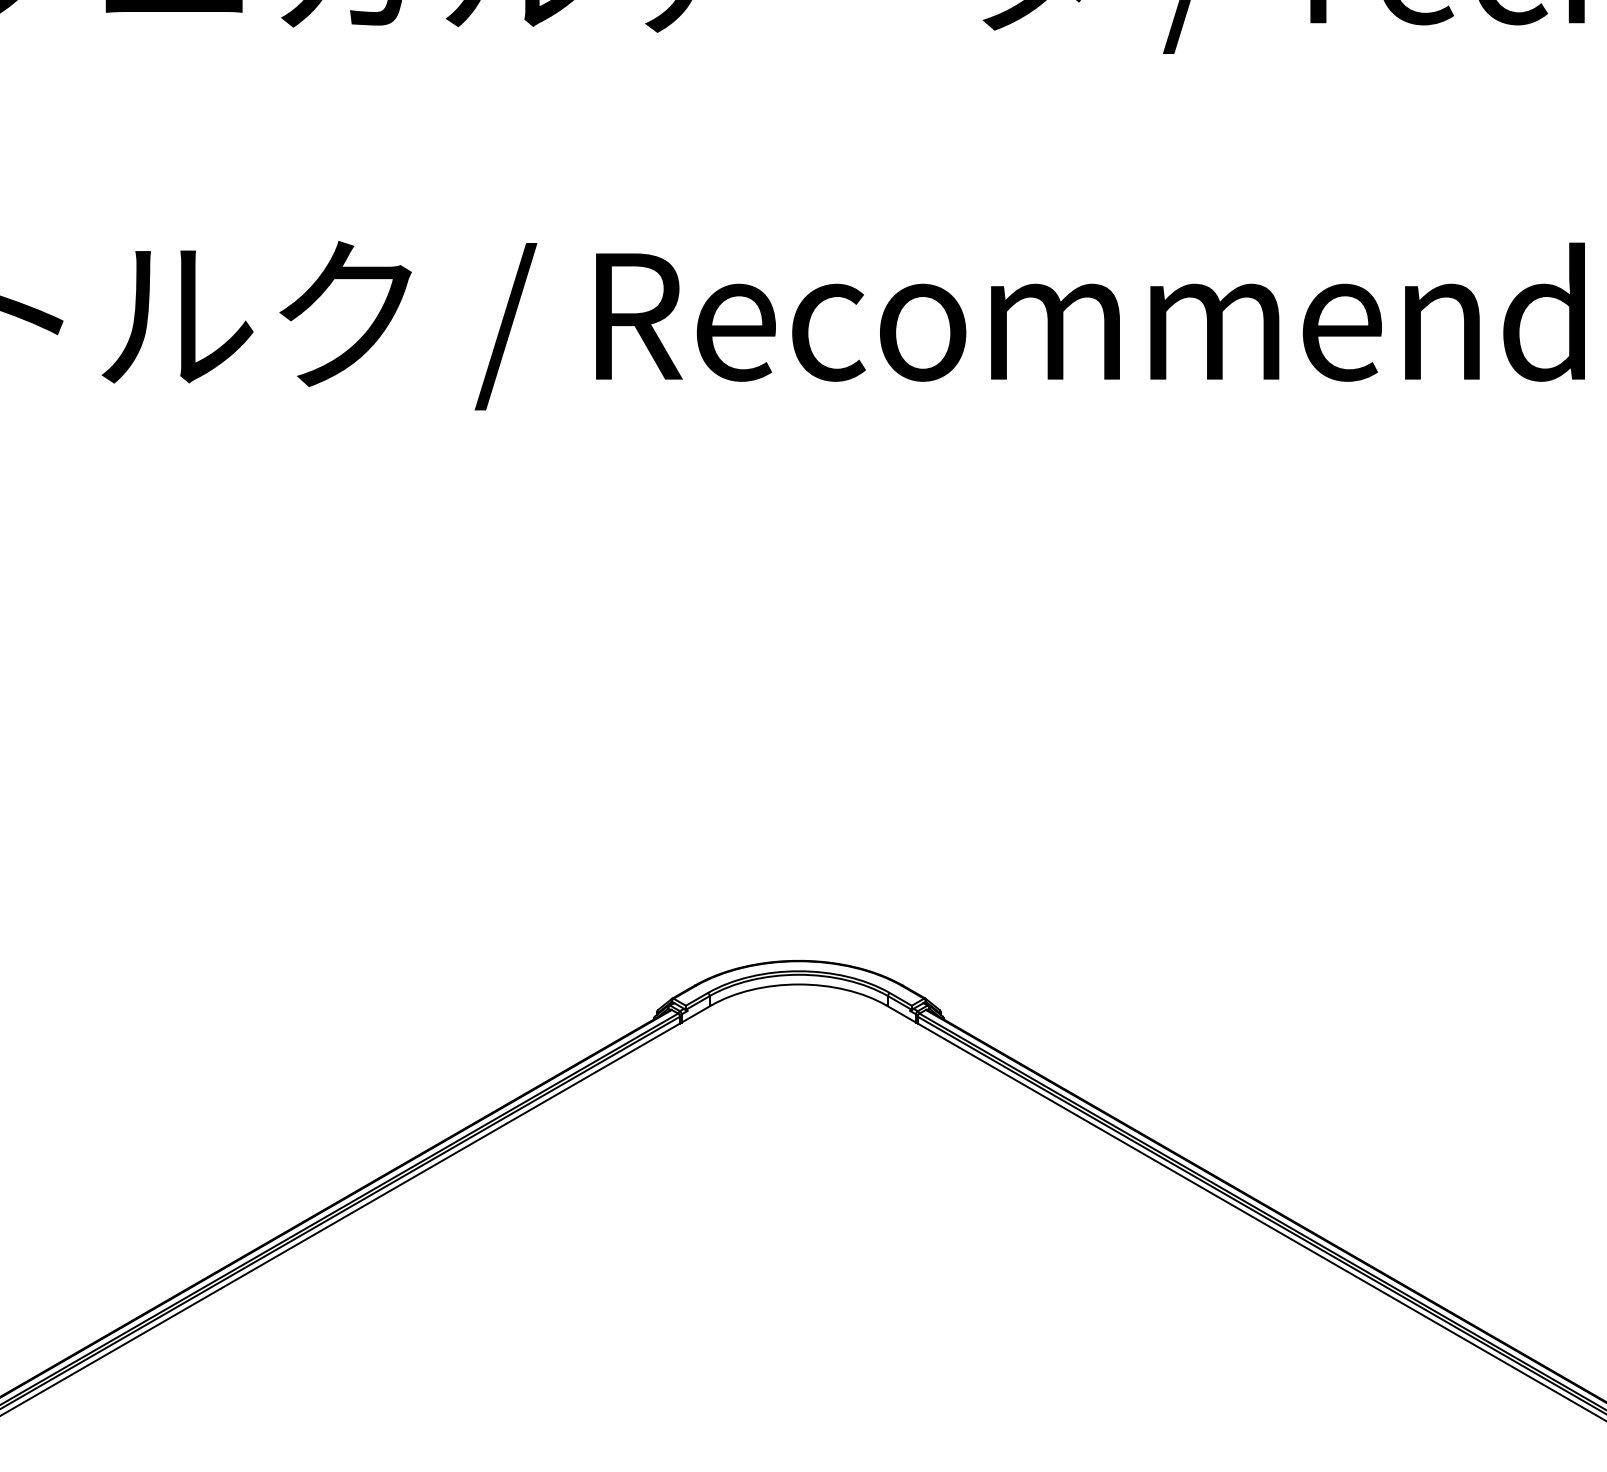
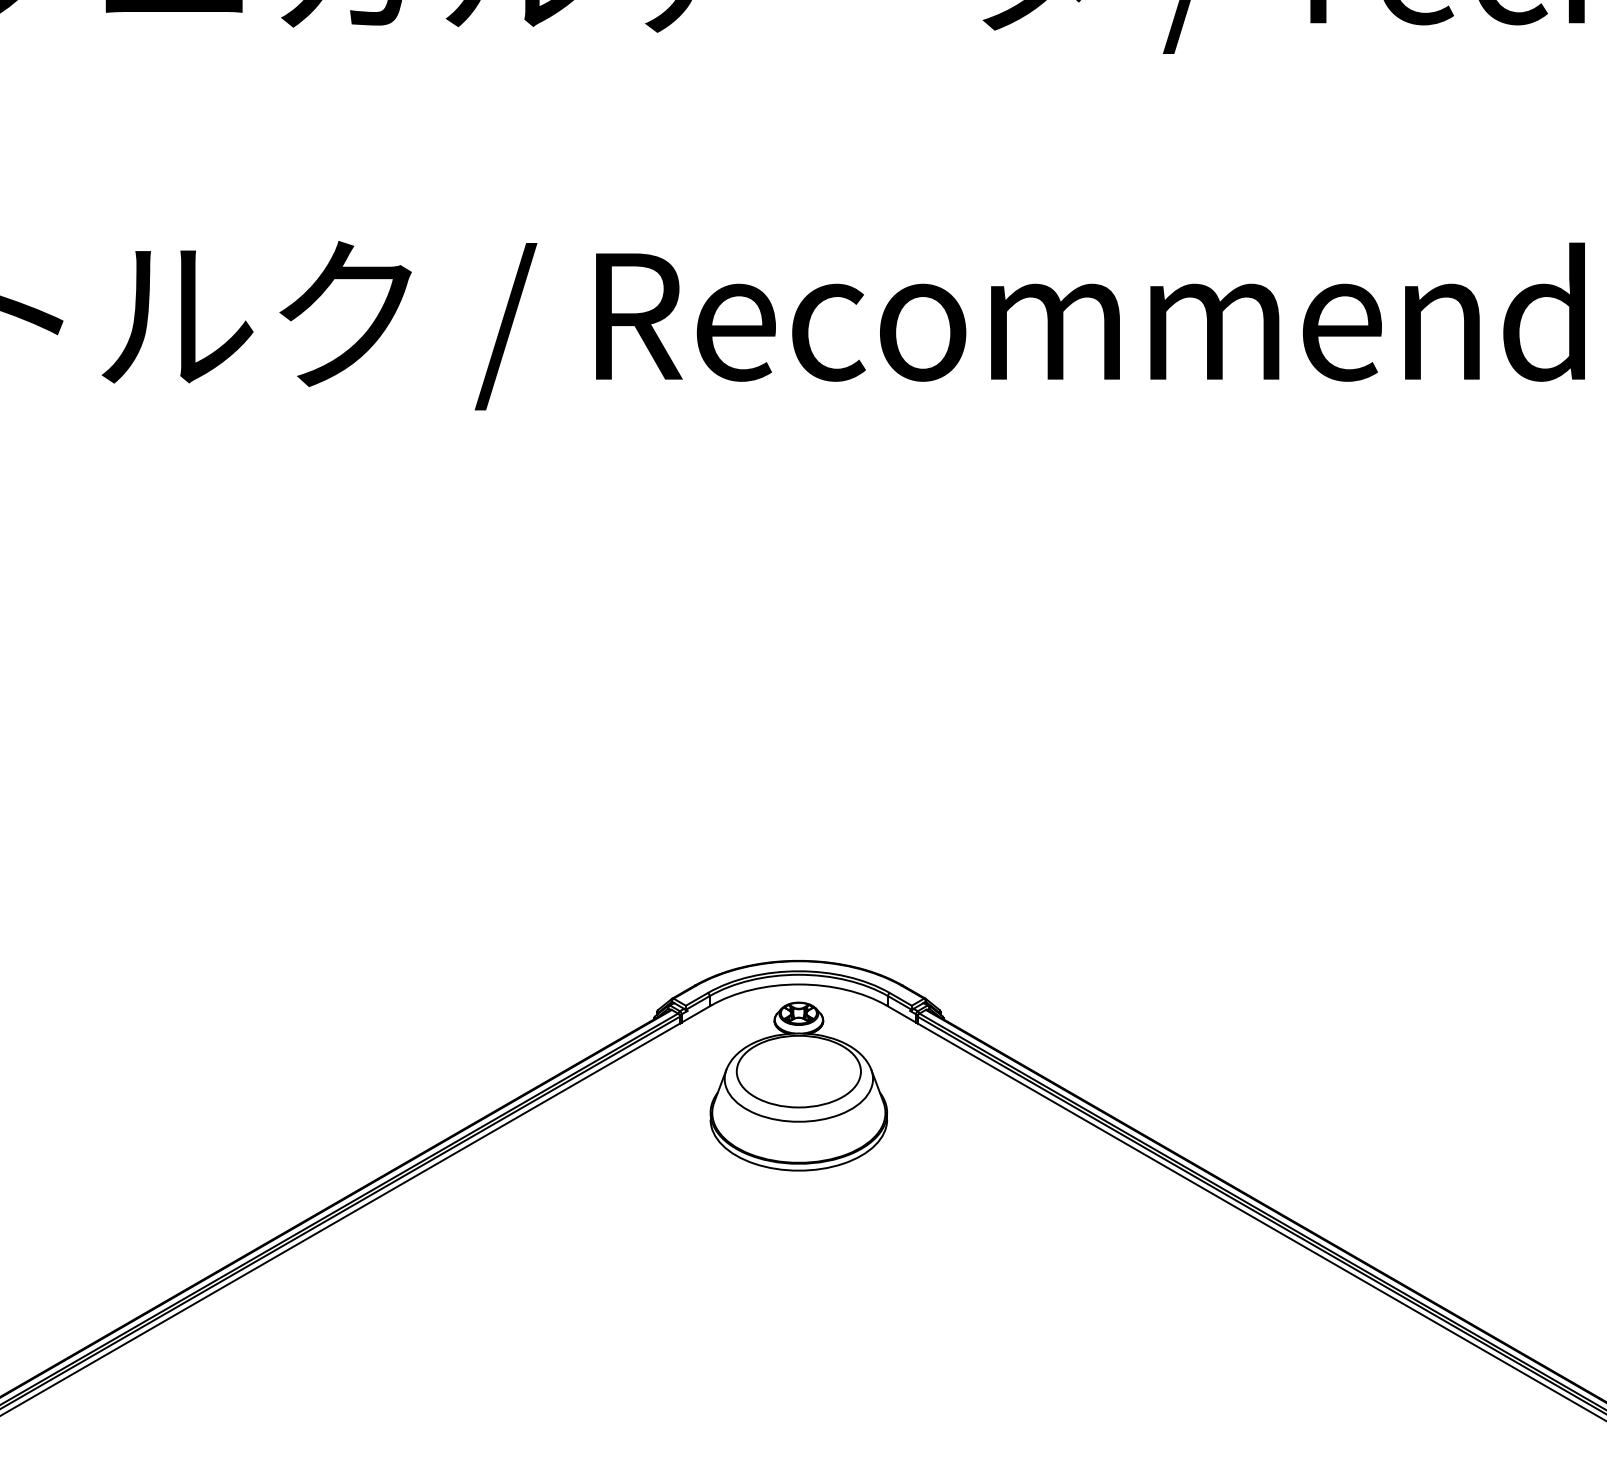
part: none -> present (798, 1086)
